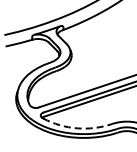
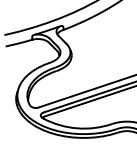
arc: dashed -> solid (77, 128)
